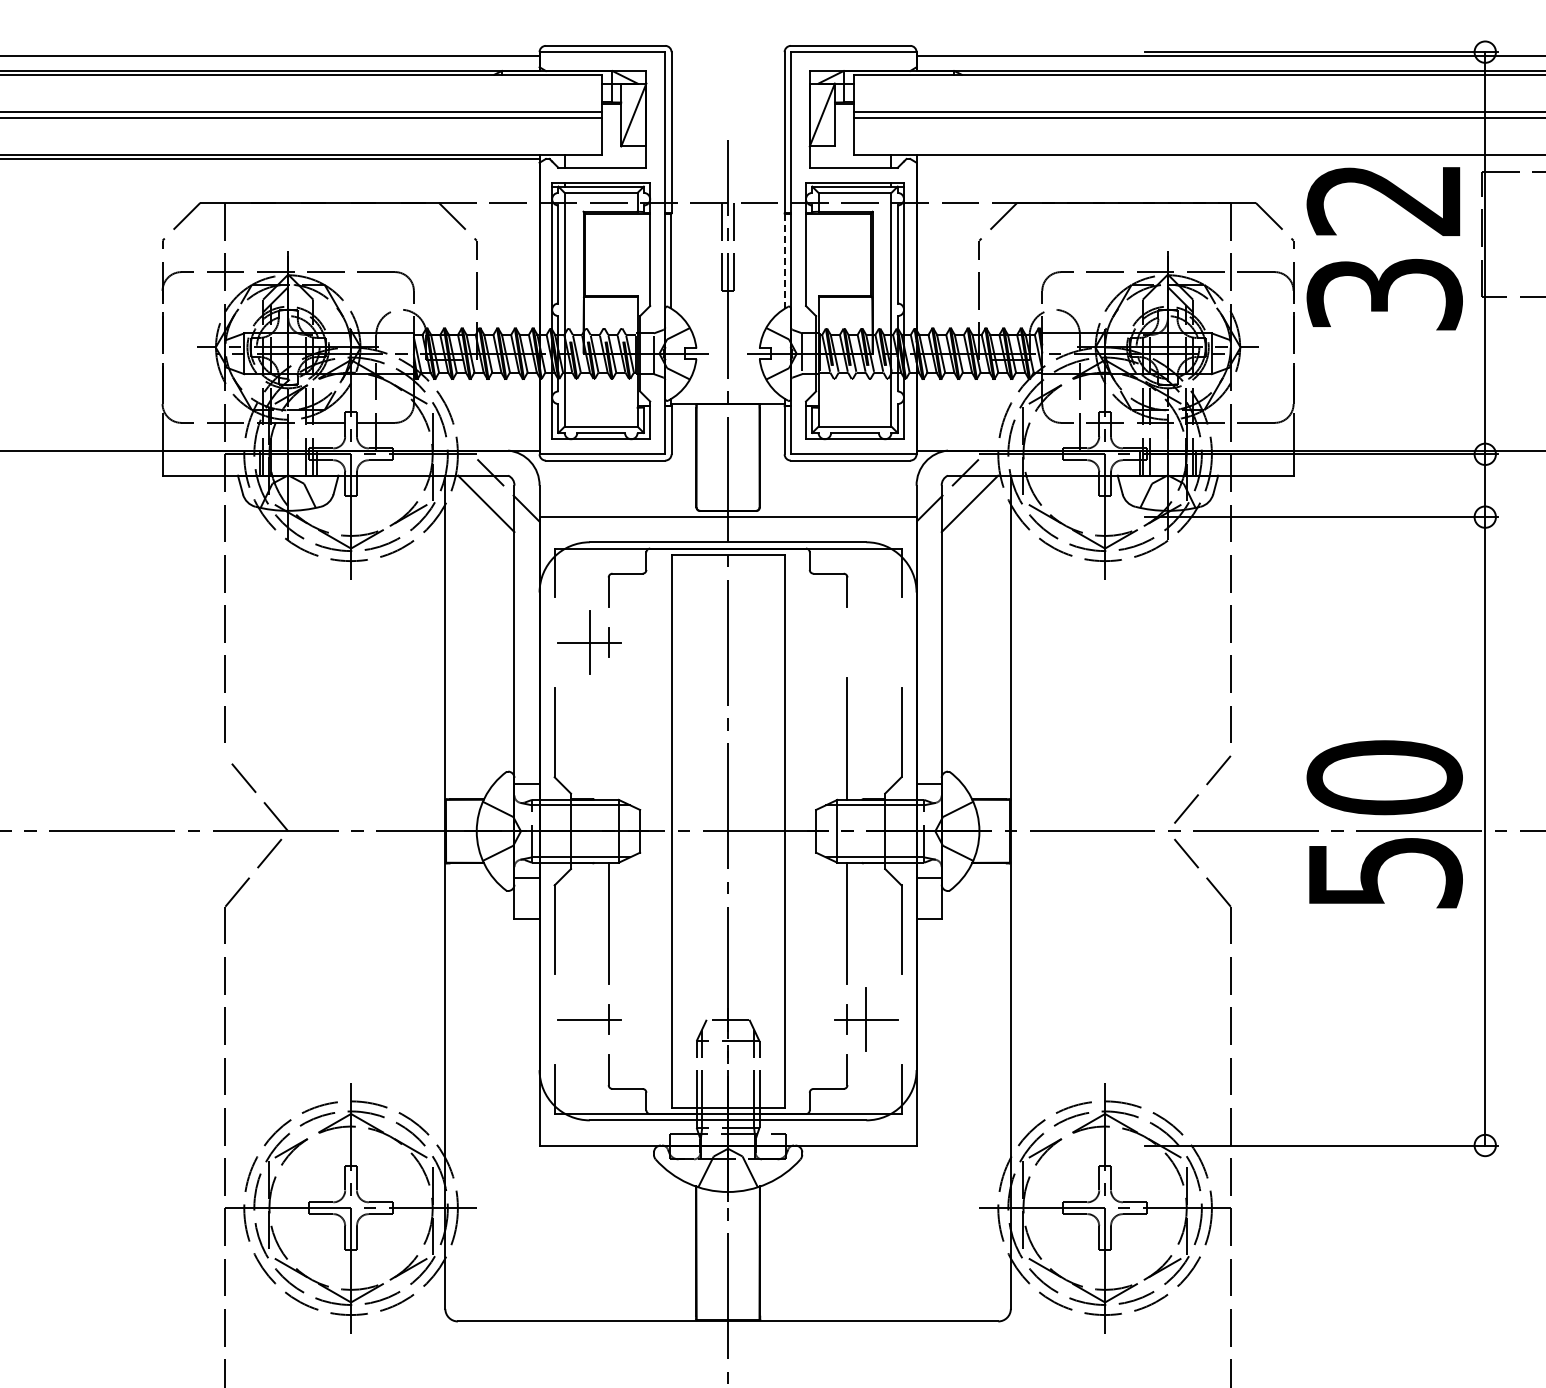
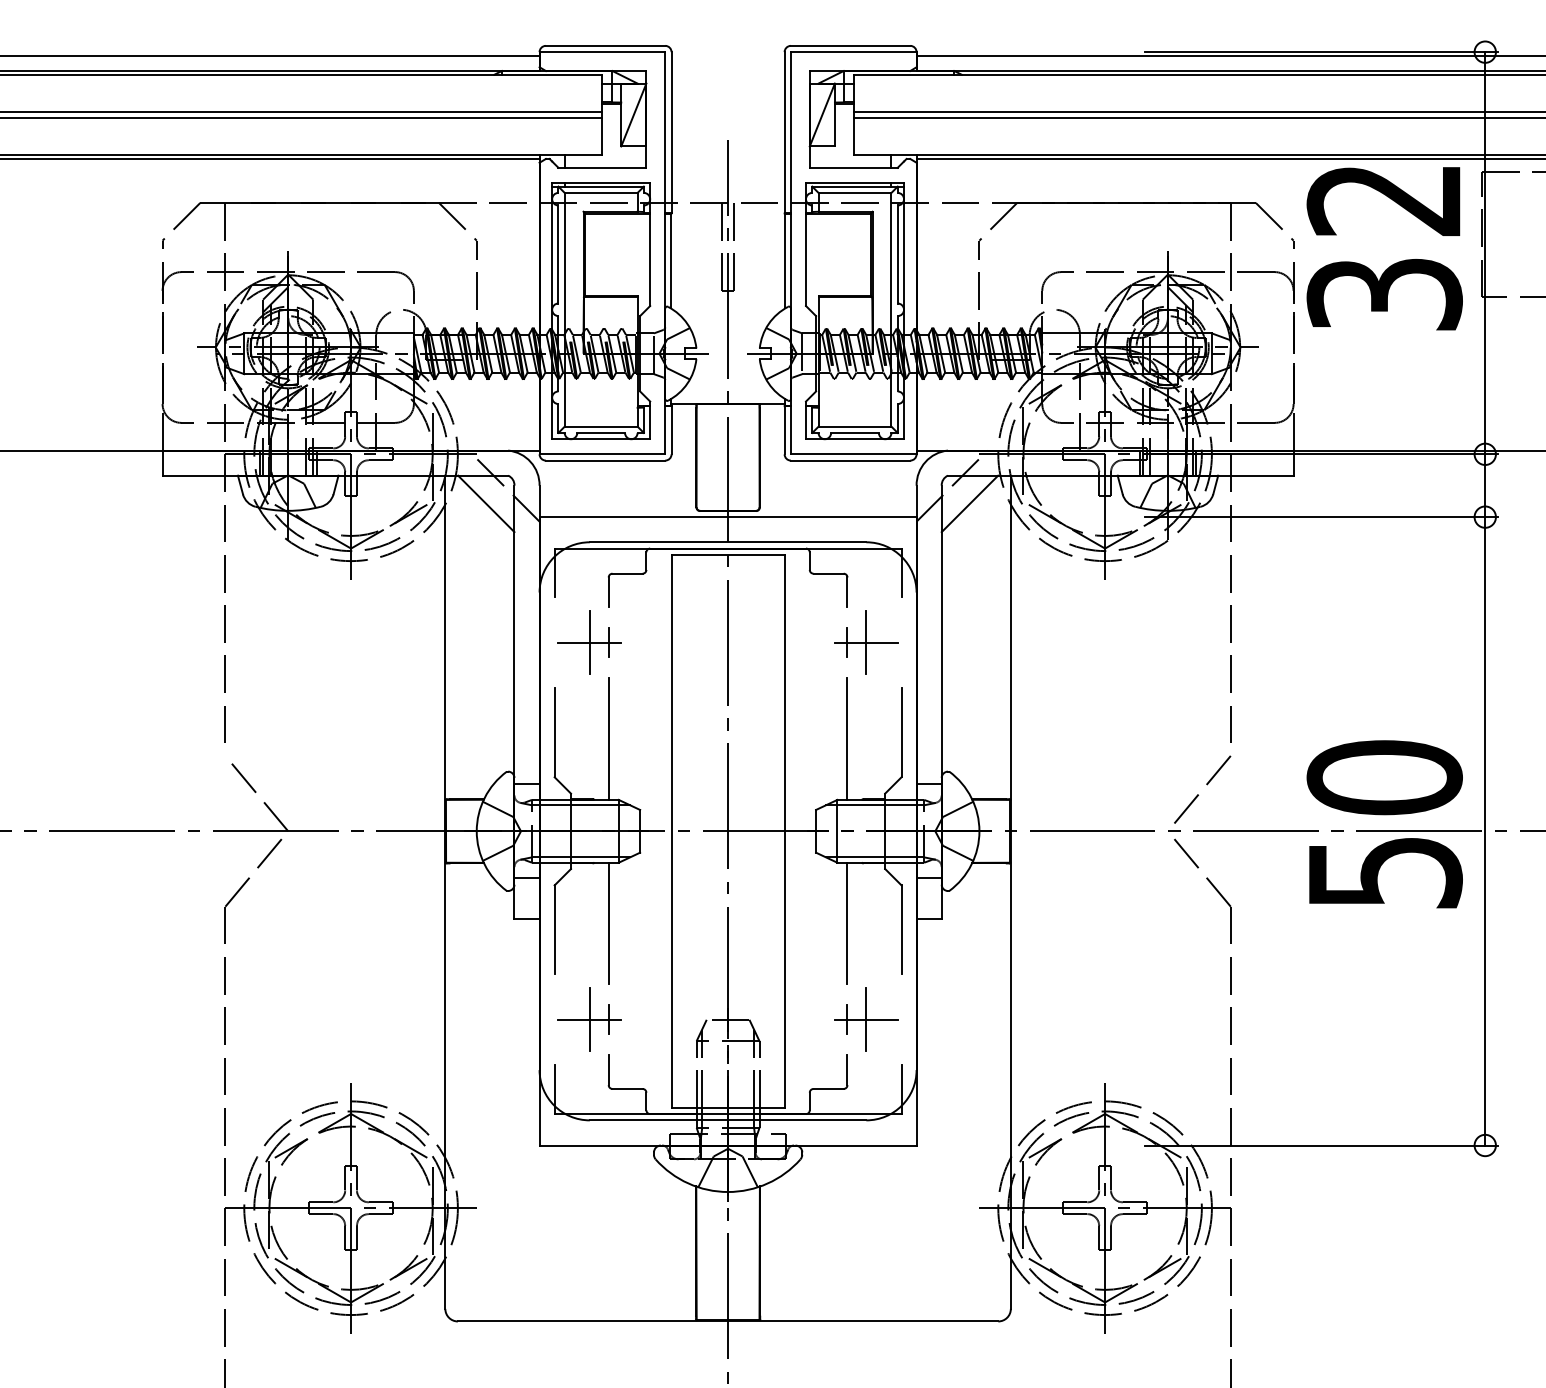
line: none -> present (1229, 158)
line: dashed -> solid (785, 261)
part: none -> present (866, 642)
line: none -> present (608, 738)
line: none -> present (589, 1019)
